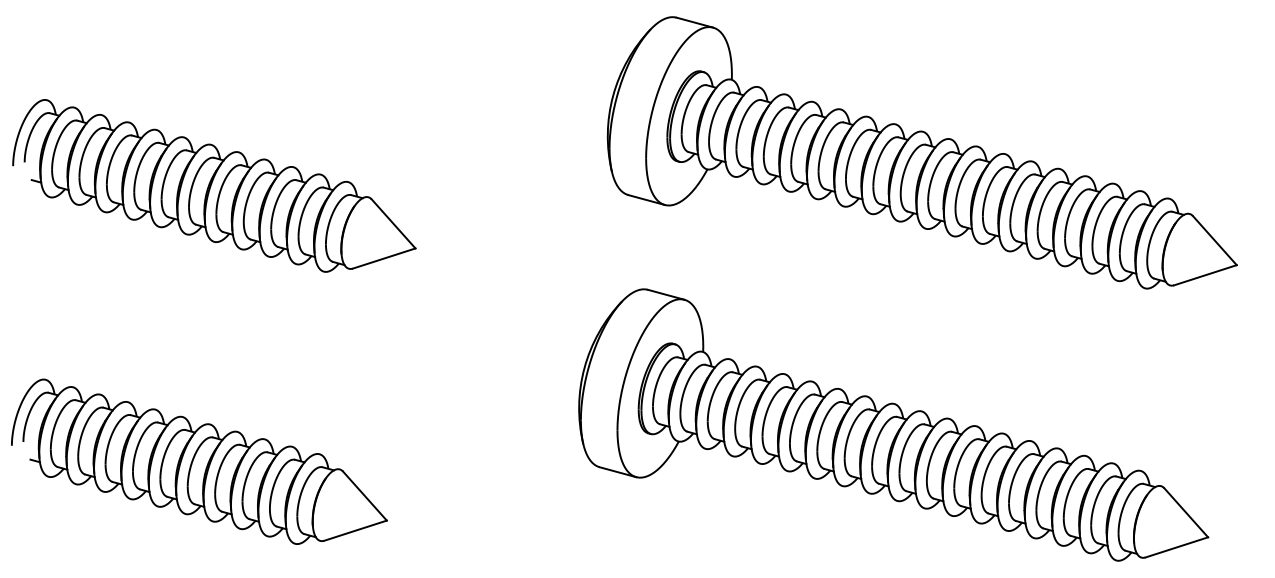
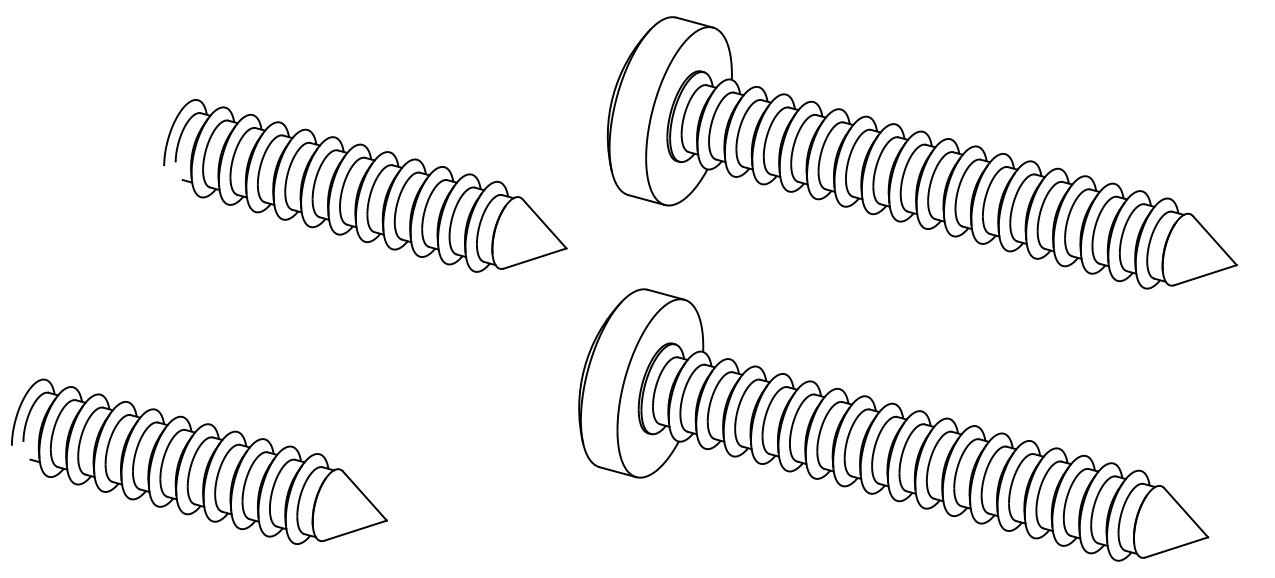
part position: (214, 185) -> (365, 185) (365, 185)
